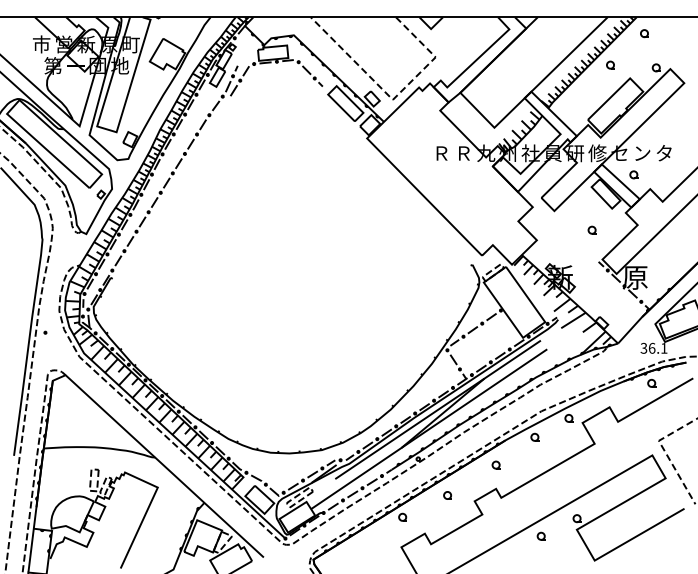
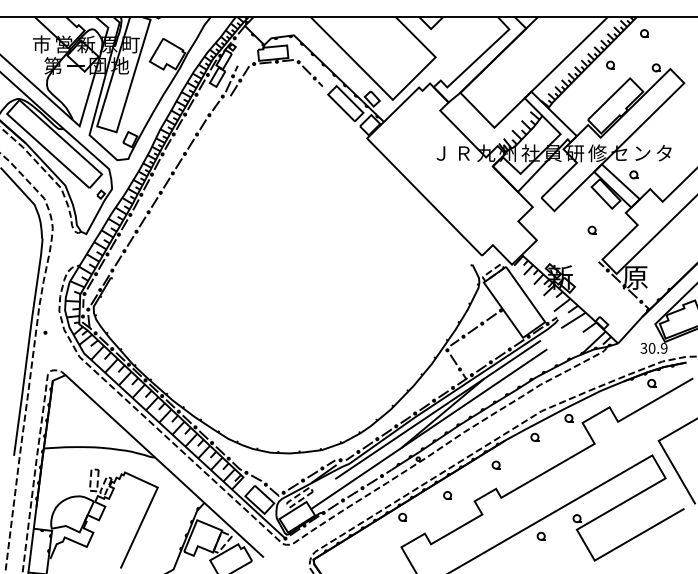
line: dashed -> solid (392, 99)
text: Ｒ -> Ｊ (441, 153)
text: 36.1 -> 30.9 (657, 347)
line: dashed -> solid (665, 452)
